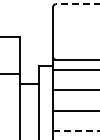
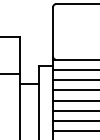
line: dashed -> solid (77, 4)
line: none -> present (74, 80)
line: none -> present (74, 100)
line: none -> present (74, 121)
line: dashed -> solid (76, 131)
